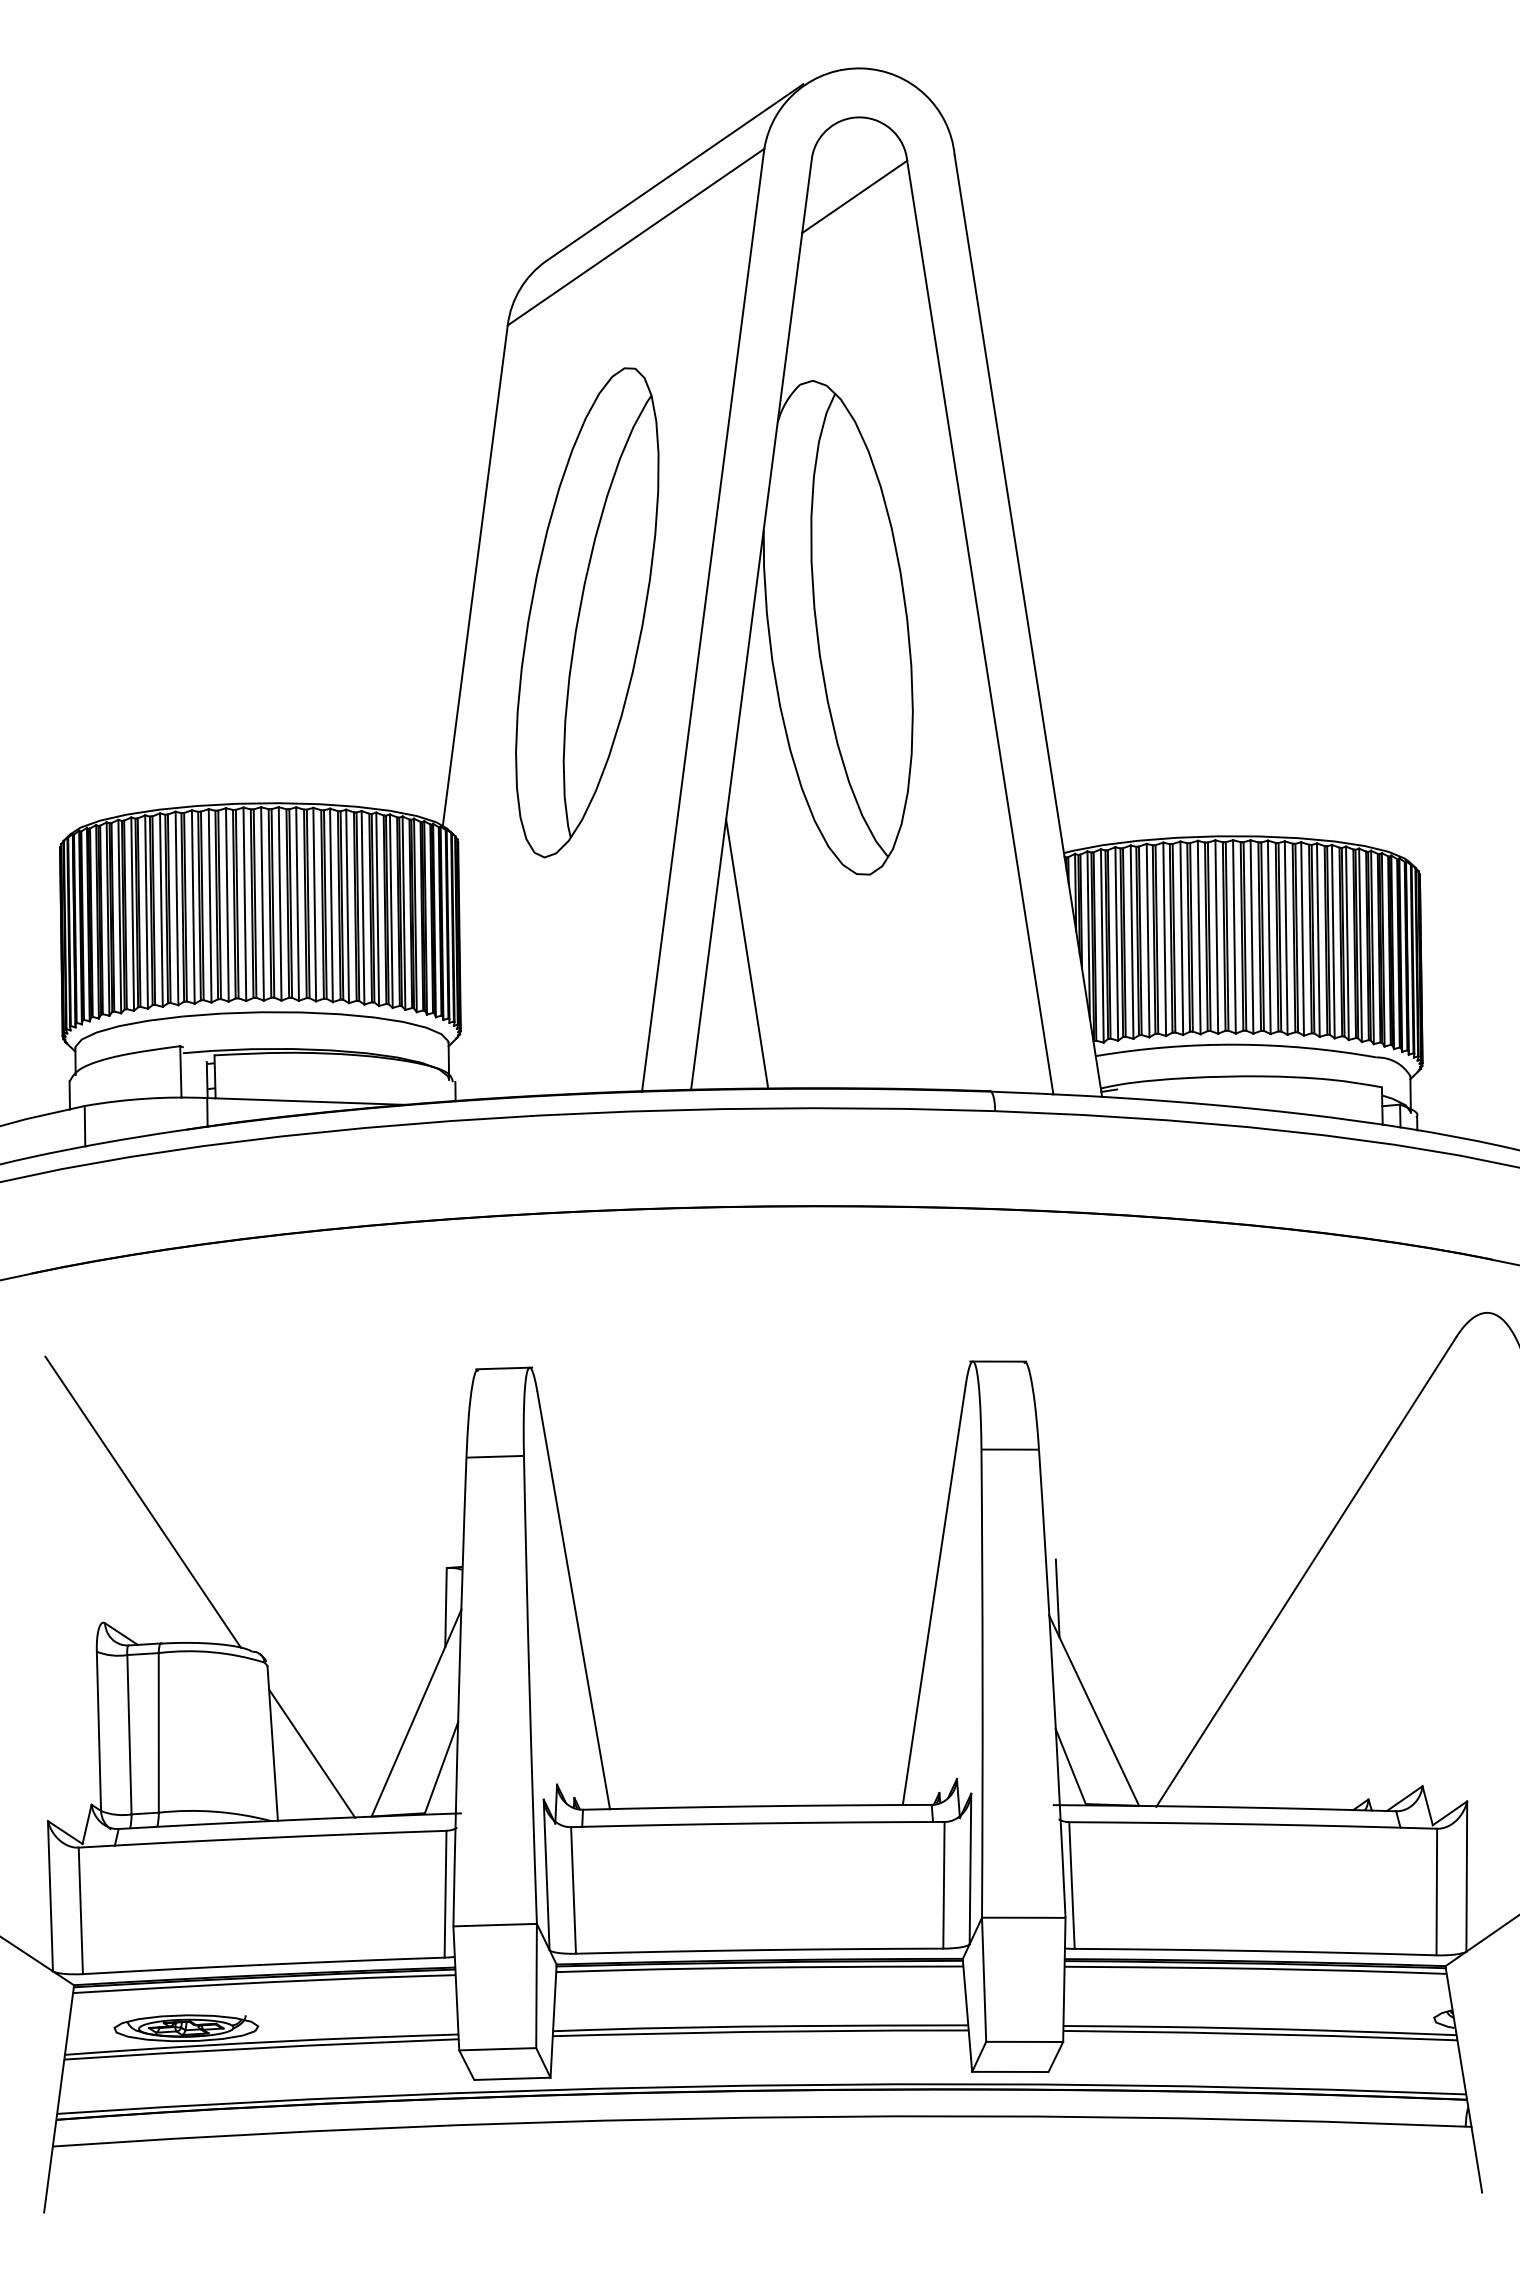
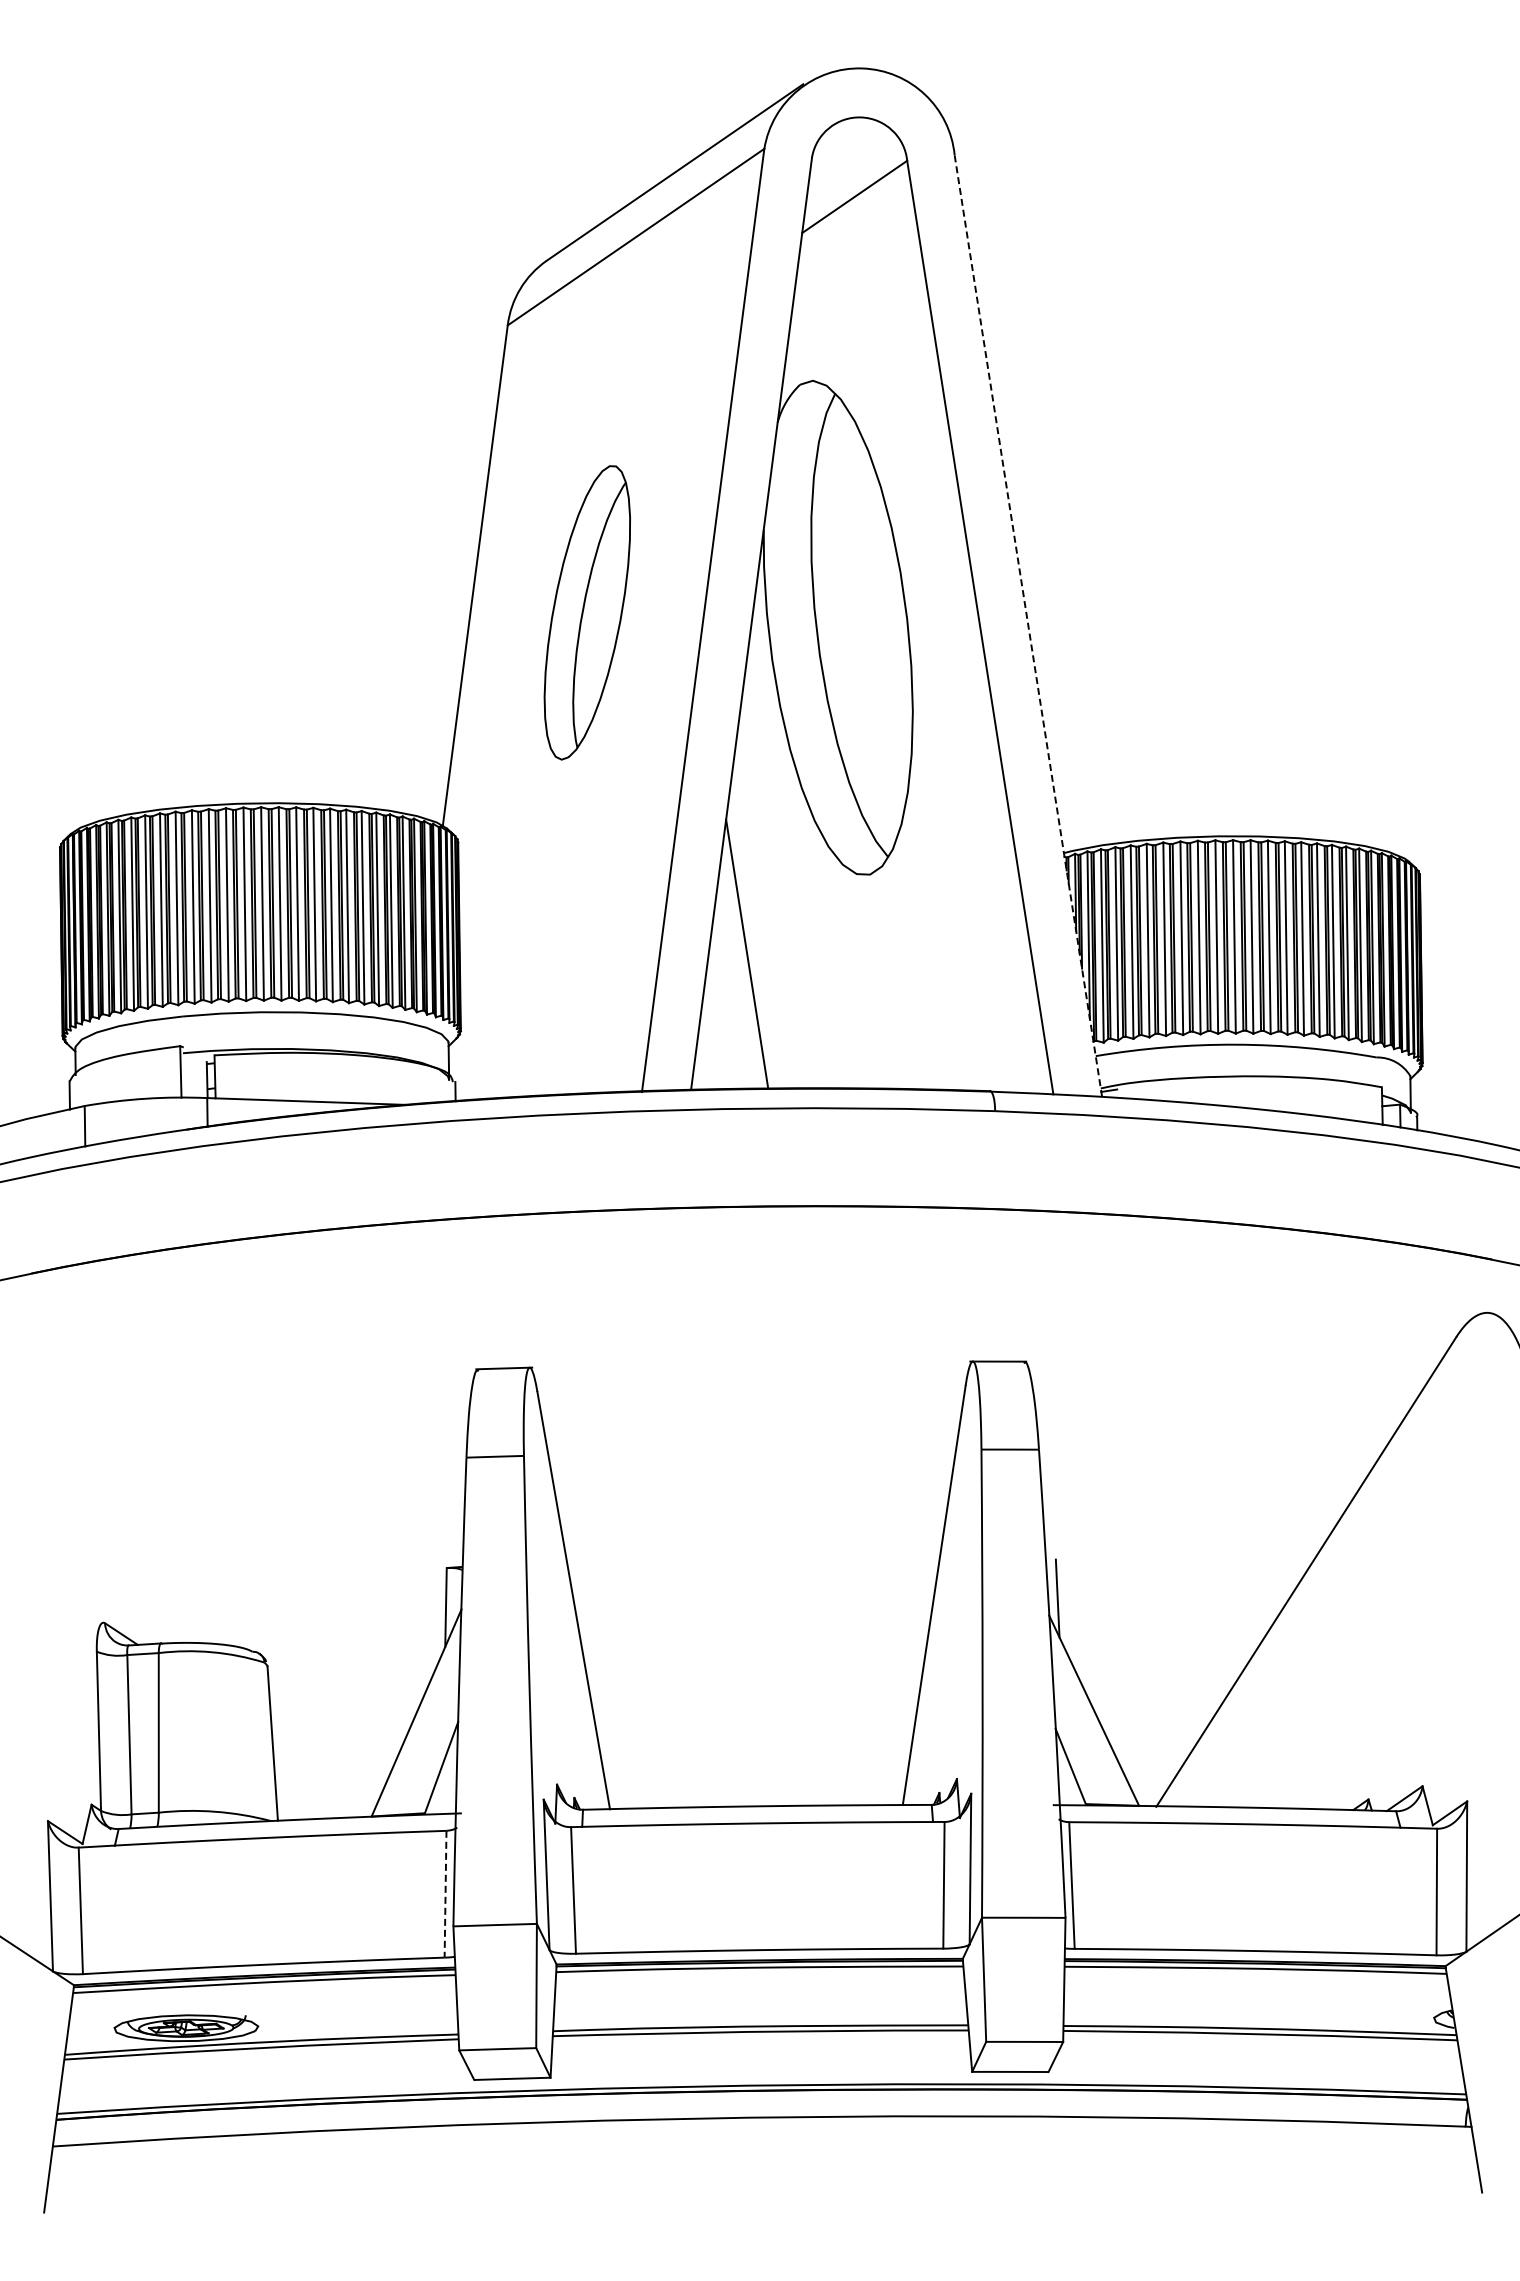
part size: 145x492 px -> 88x296 px (586, 612)
line: solid -> dashed (1028, 626)
line: present -> none (142, 1501)
line: present -> none (312, 1753)
line: solid -> dashed (445, 1894)
